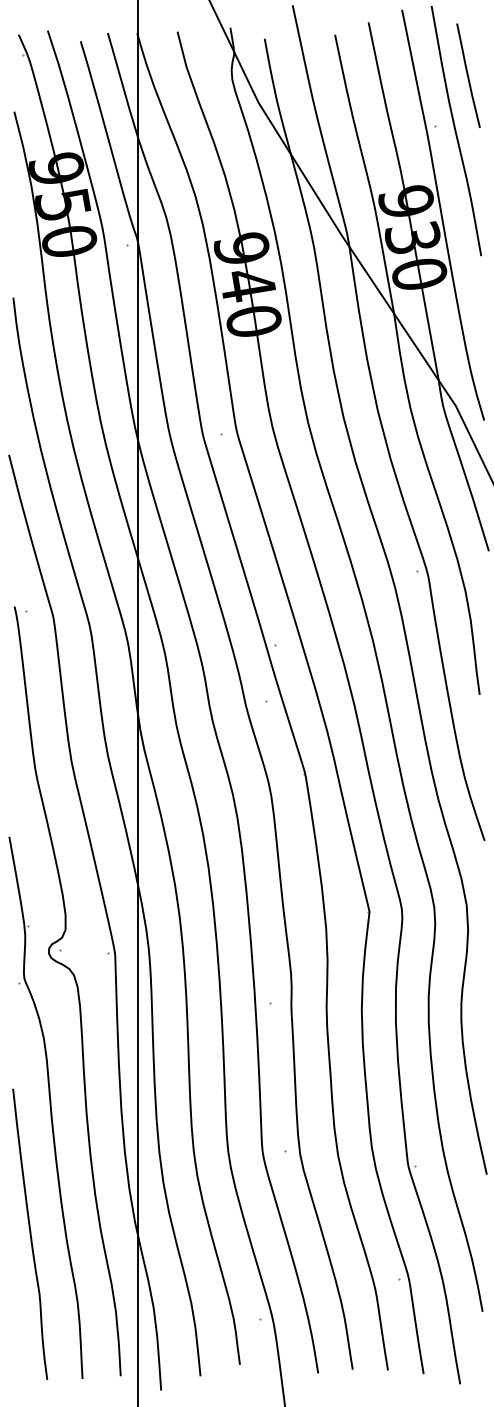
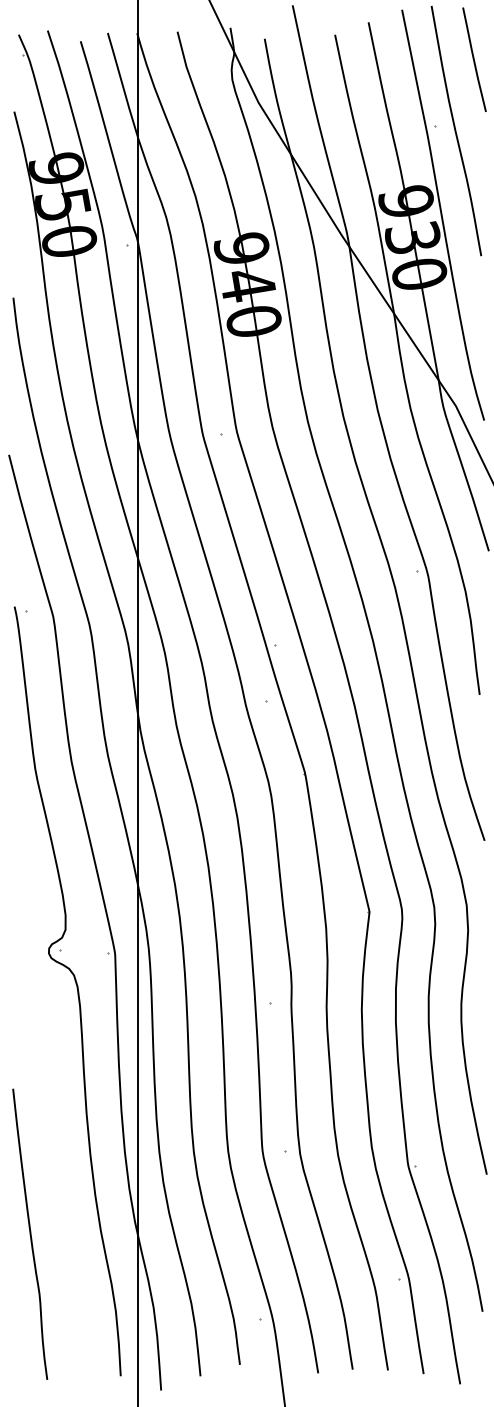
line position: (468, 75) -> (474, 59) (474, 59)
part: present -> none (45, 1107)
